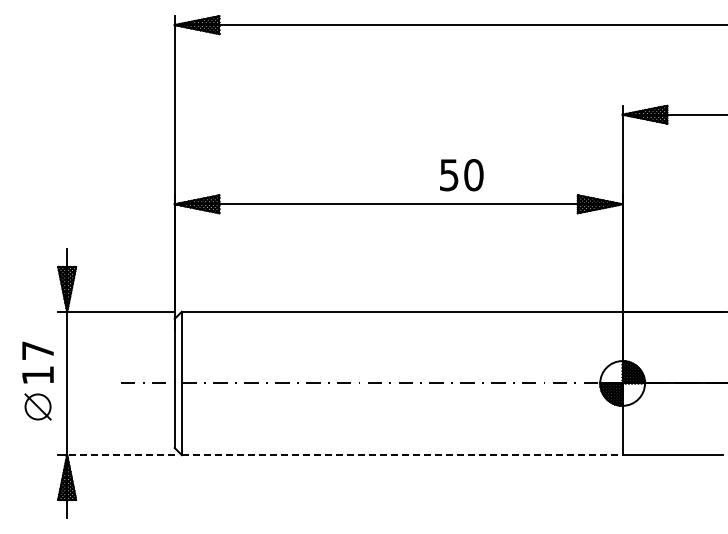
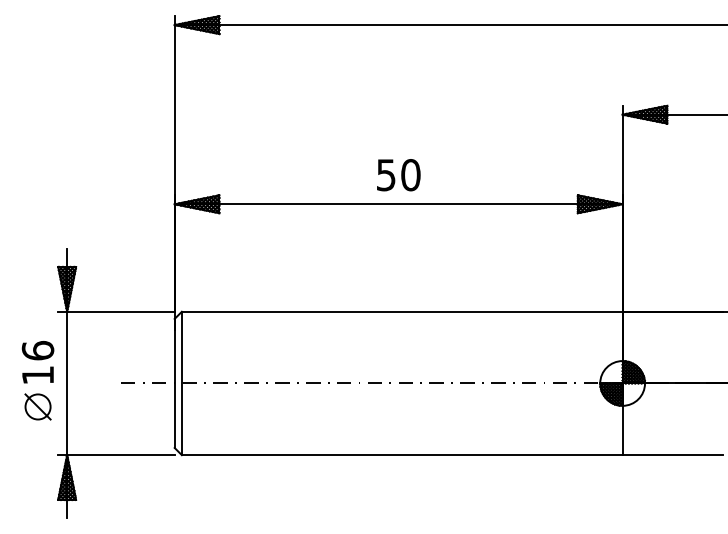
text position: (461, 175) -> (398, 175) (398, 175)
text: 17 -> 16 (37, 350)
line: dashed -> solid (120, 455)
line: dashed -> solid (402, 455)
